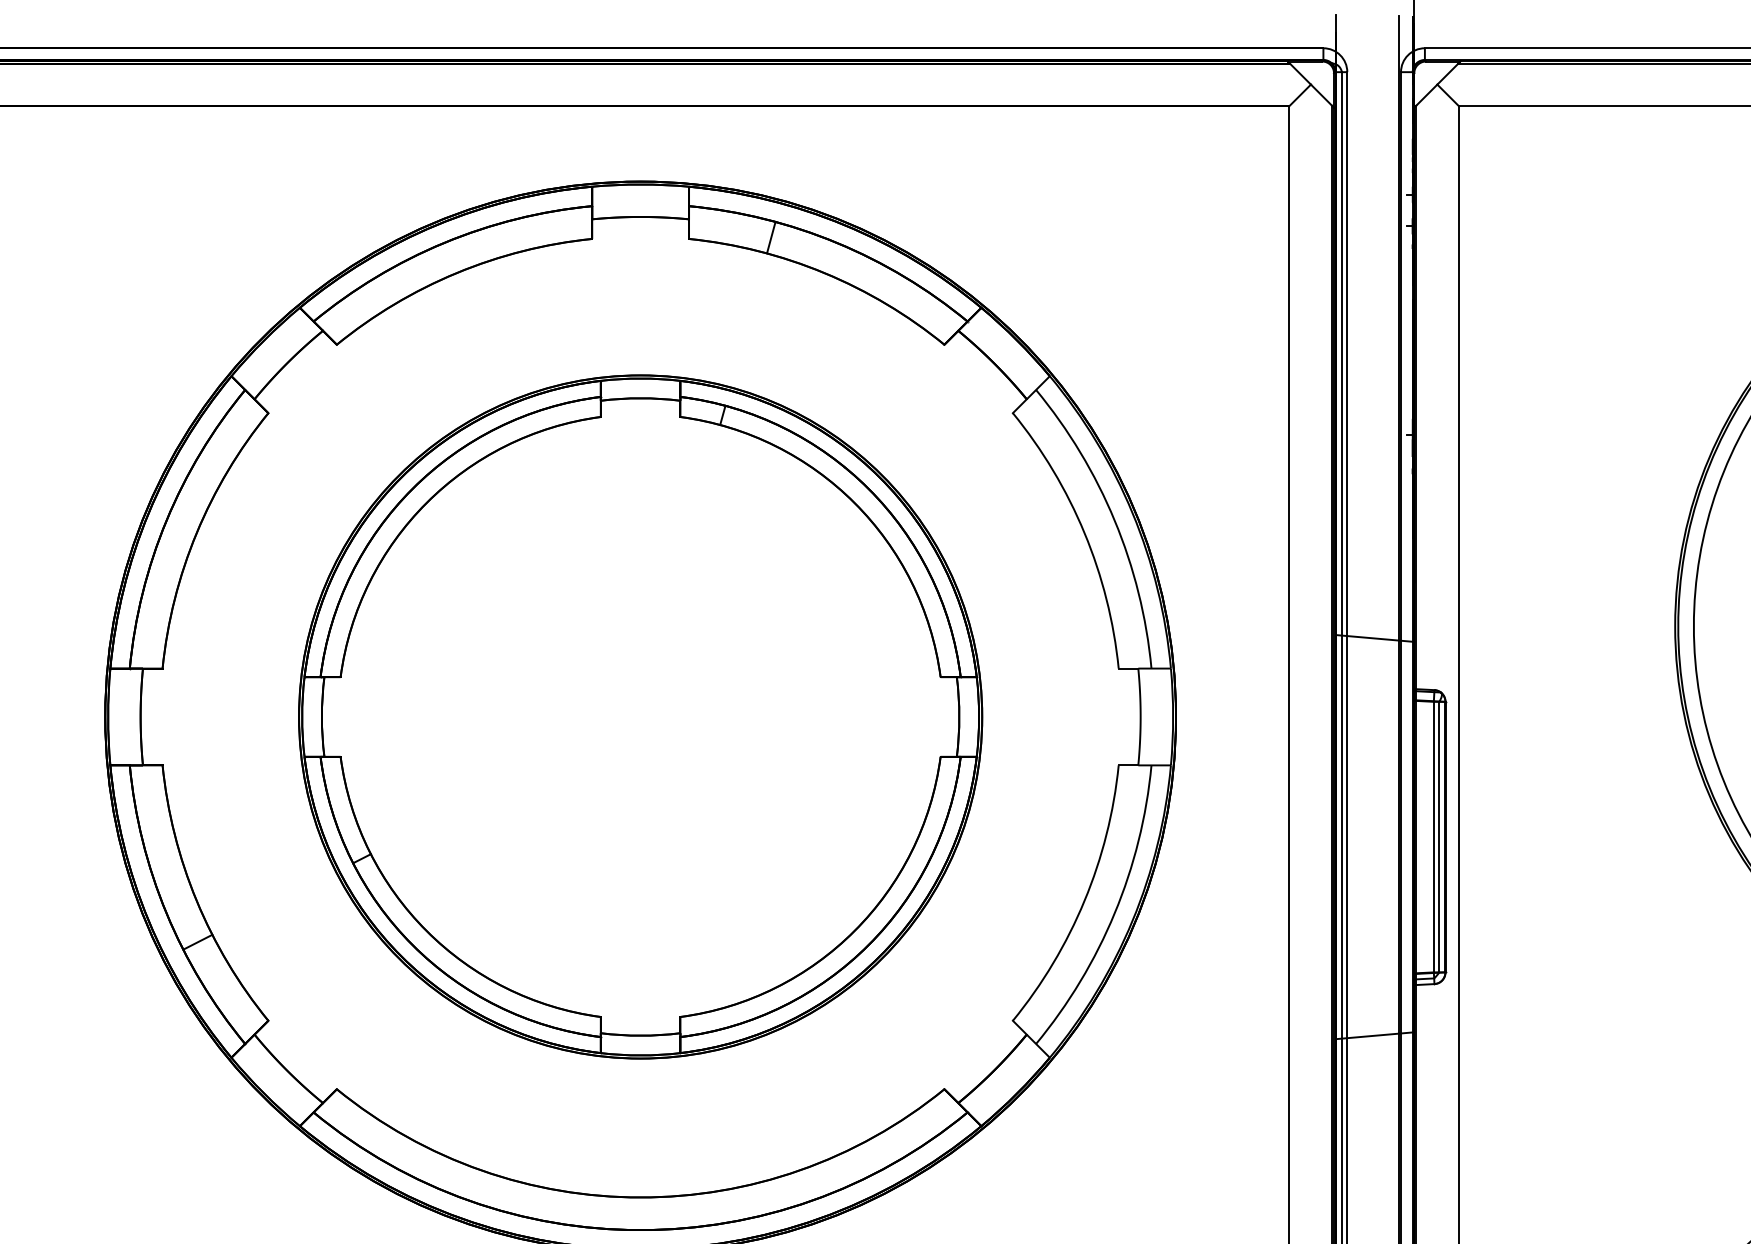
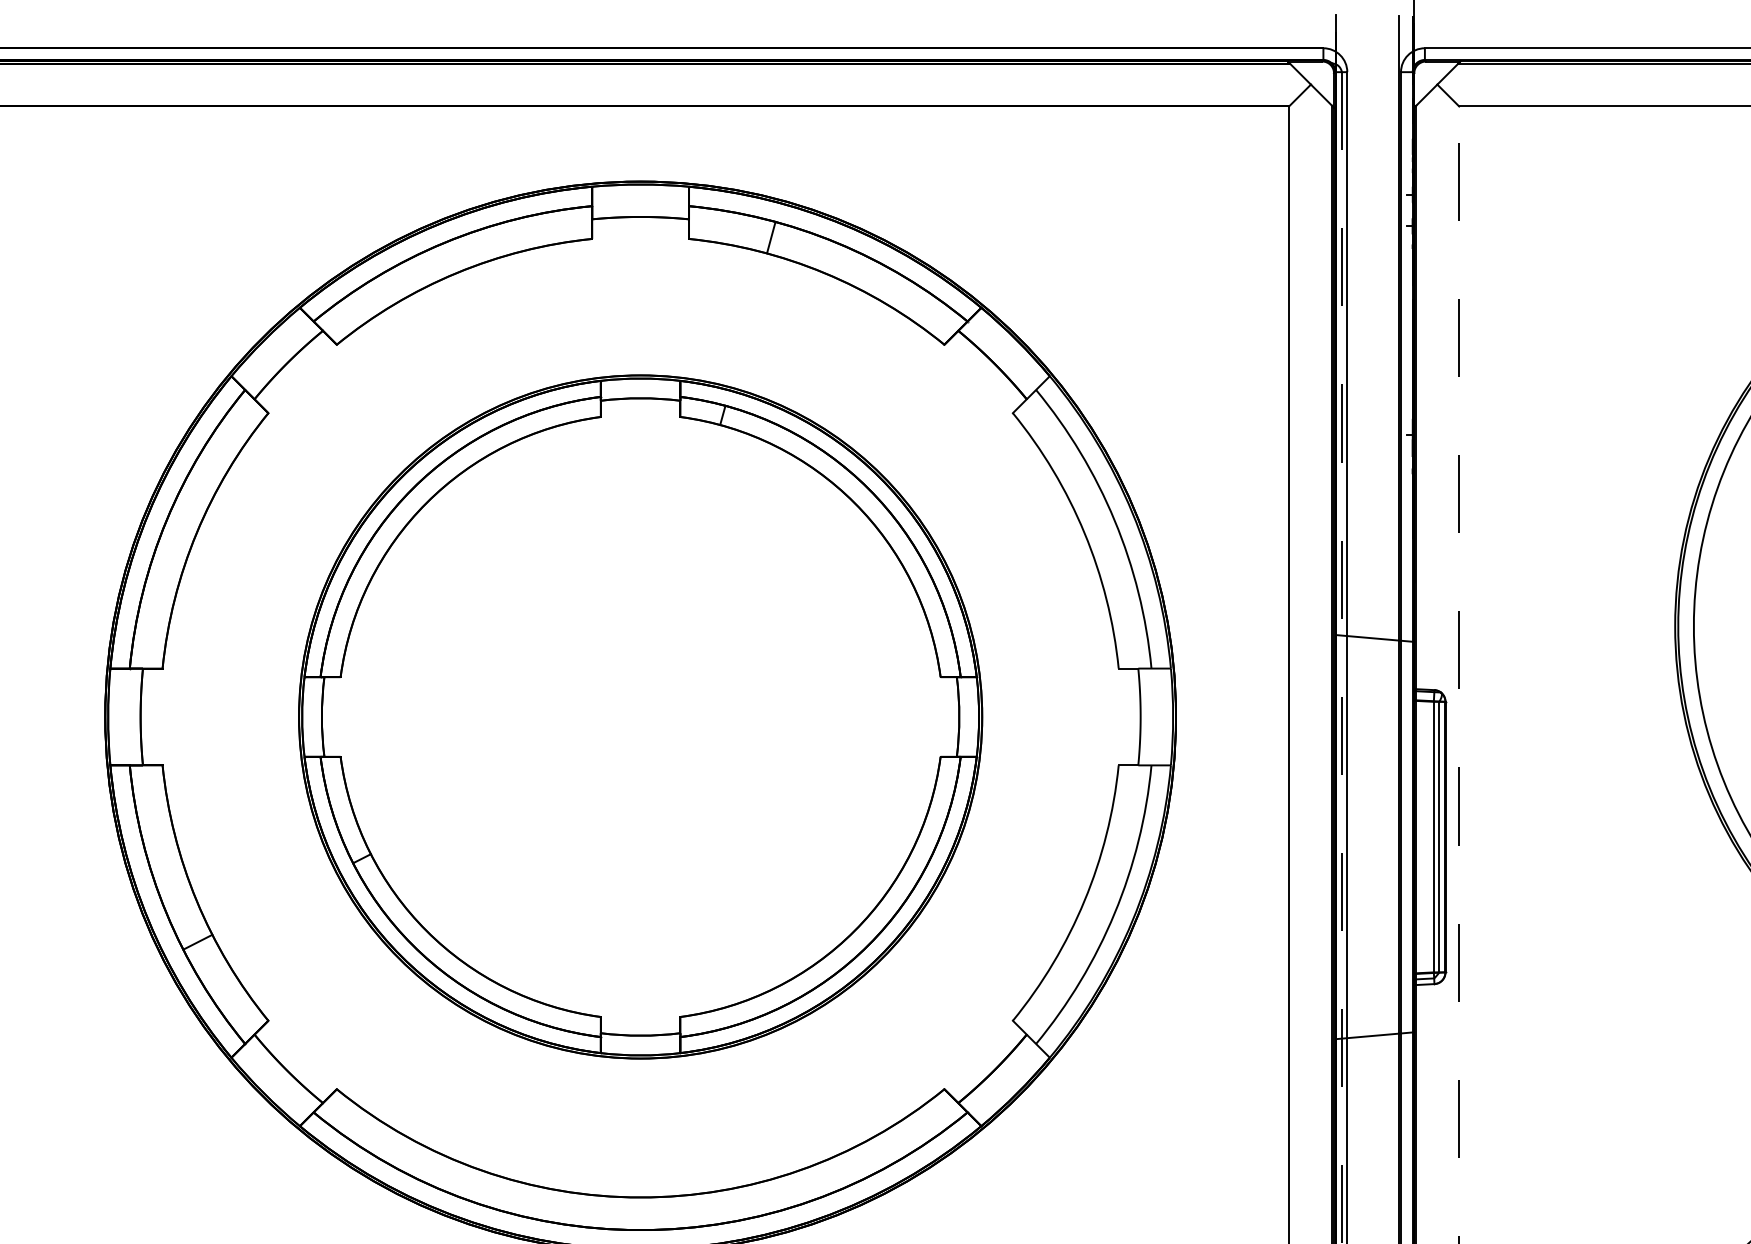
line: solid -> dashed (1341, 657)
line: solid -> dashed (1459, 674)
